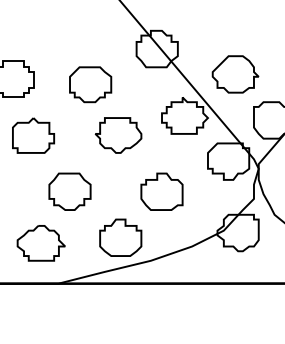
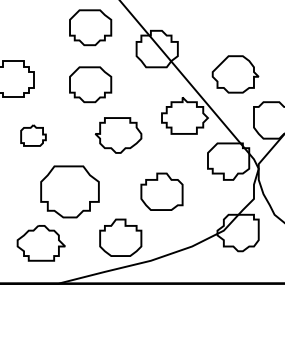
part: none -> present (90, 27)
part size: 43x37 px -> 27x23 px (33, 135)
part size: 44x39 px -> 60x54 px (69, 191)
